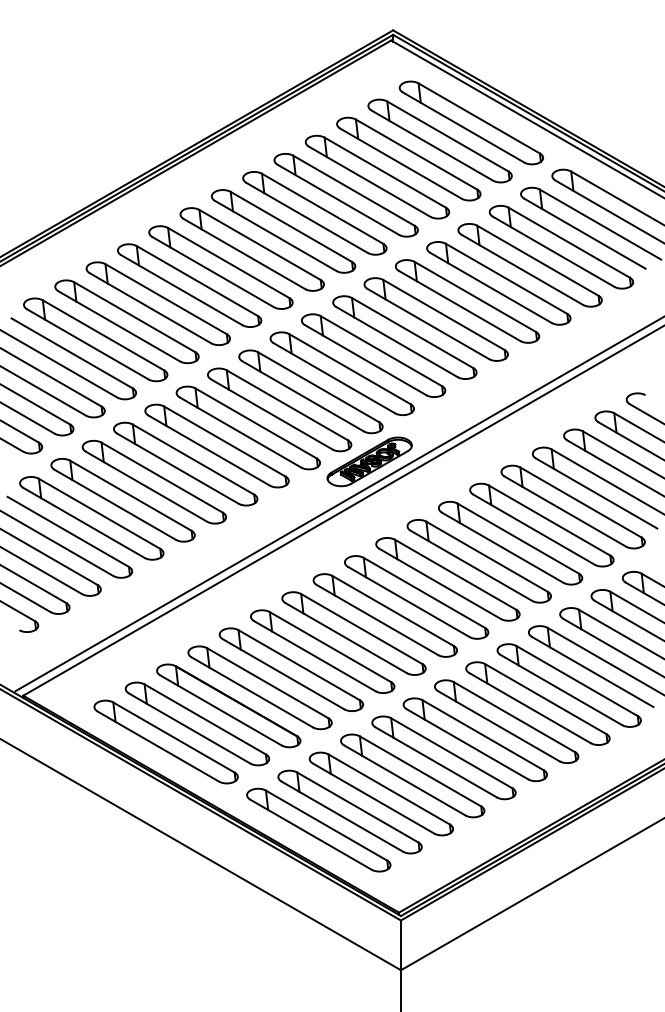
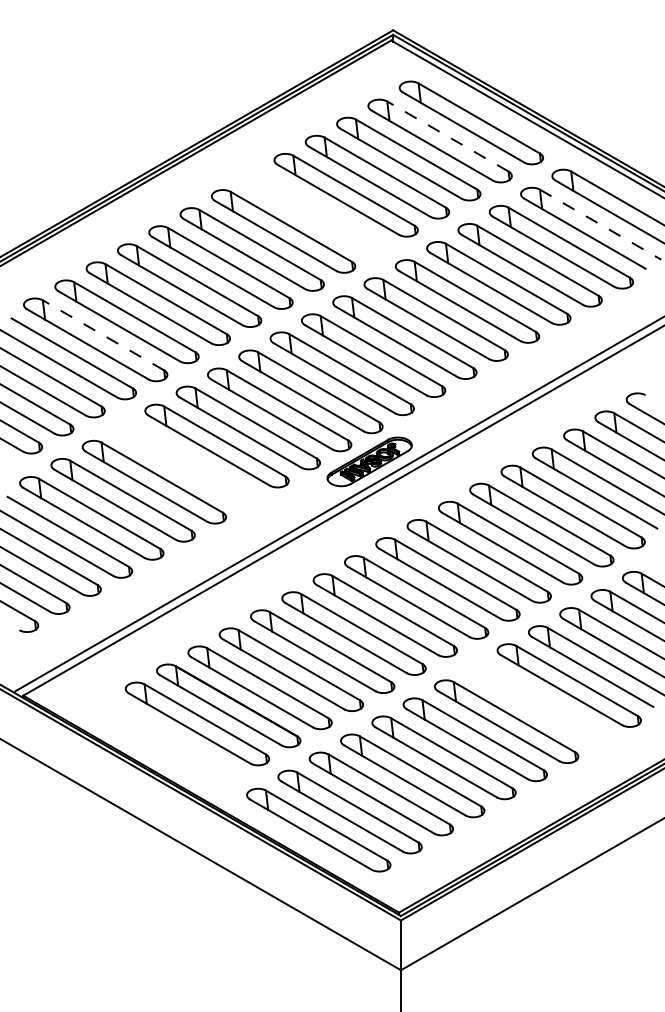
line: solid -> dashed (447, 136)
part: present -> none (314, 213)
line: solid -> dashed (601, 224)
line: solid -> dashed (103, 335)
part: present -> none (185, 463)
part: present -> none (537, 703)
part: present -> none (165, 741)
